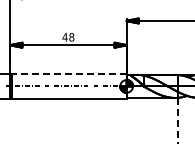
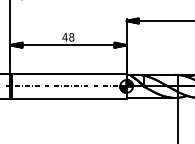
line: dashed -> solid (69, 74)
line: dashed -> solid (177, 120)
